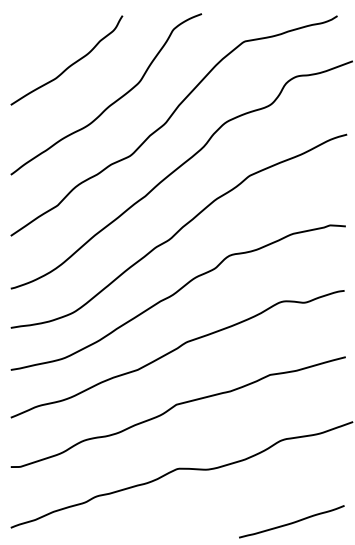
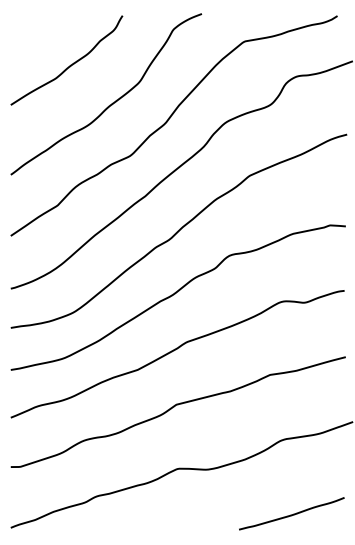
curve position: (291, 522) -> (291, 514) (291, 514)
